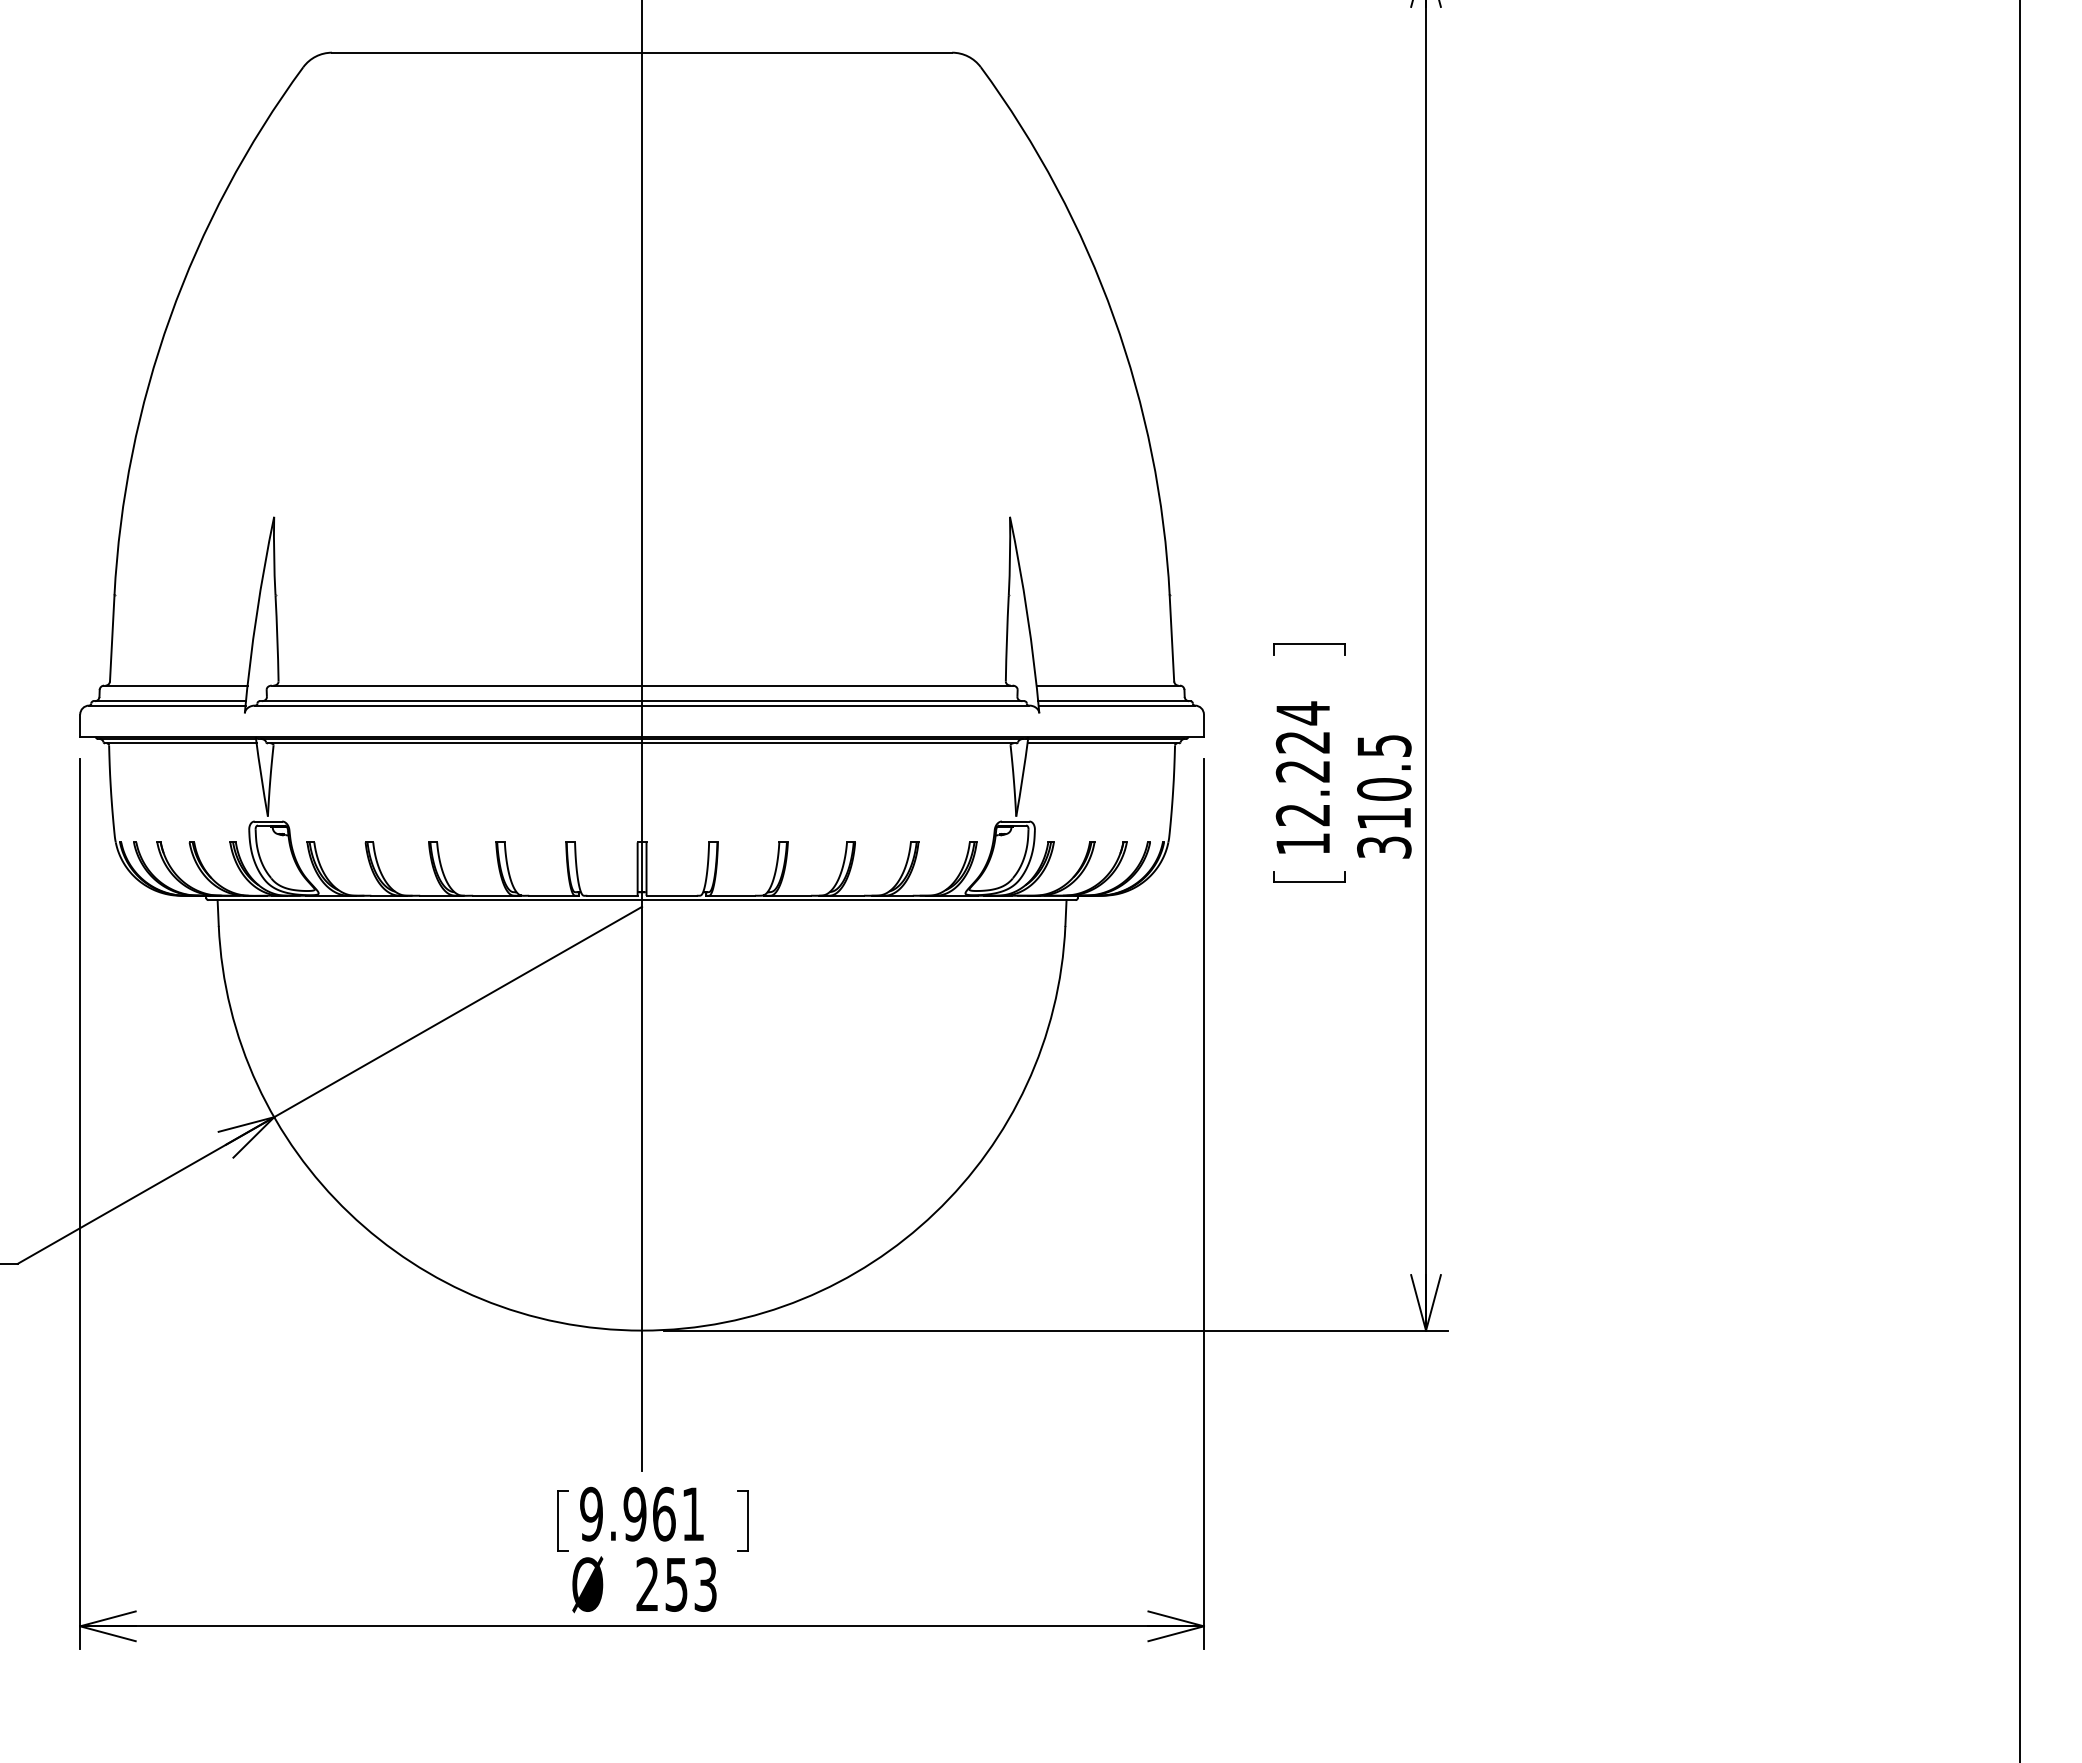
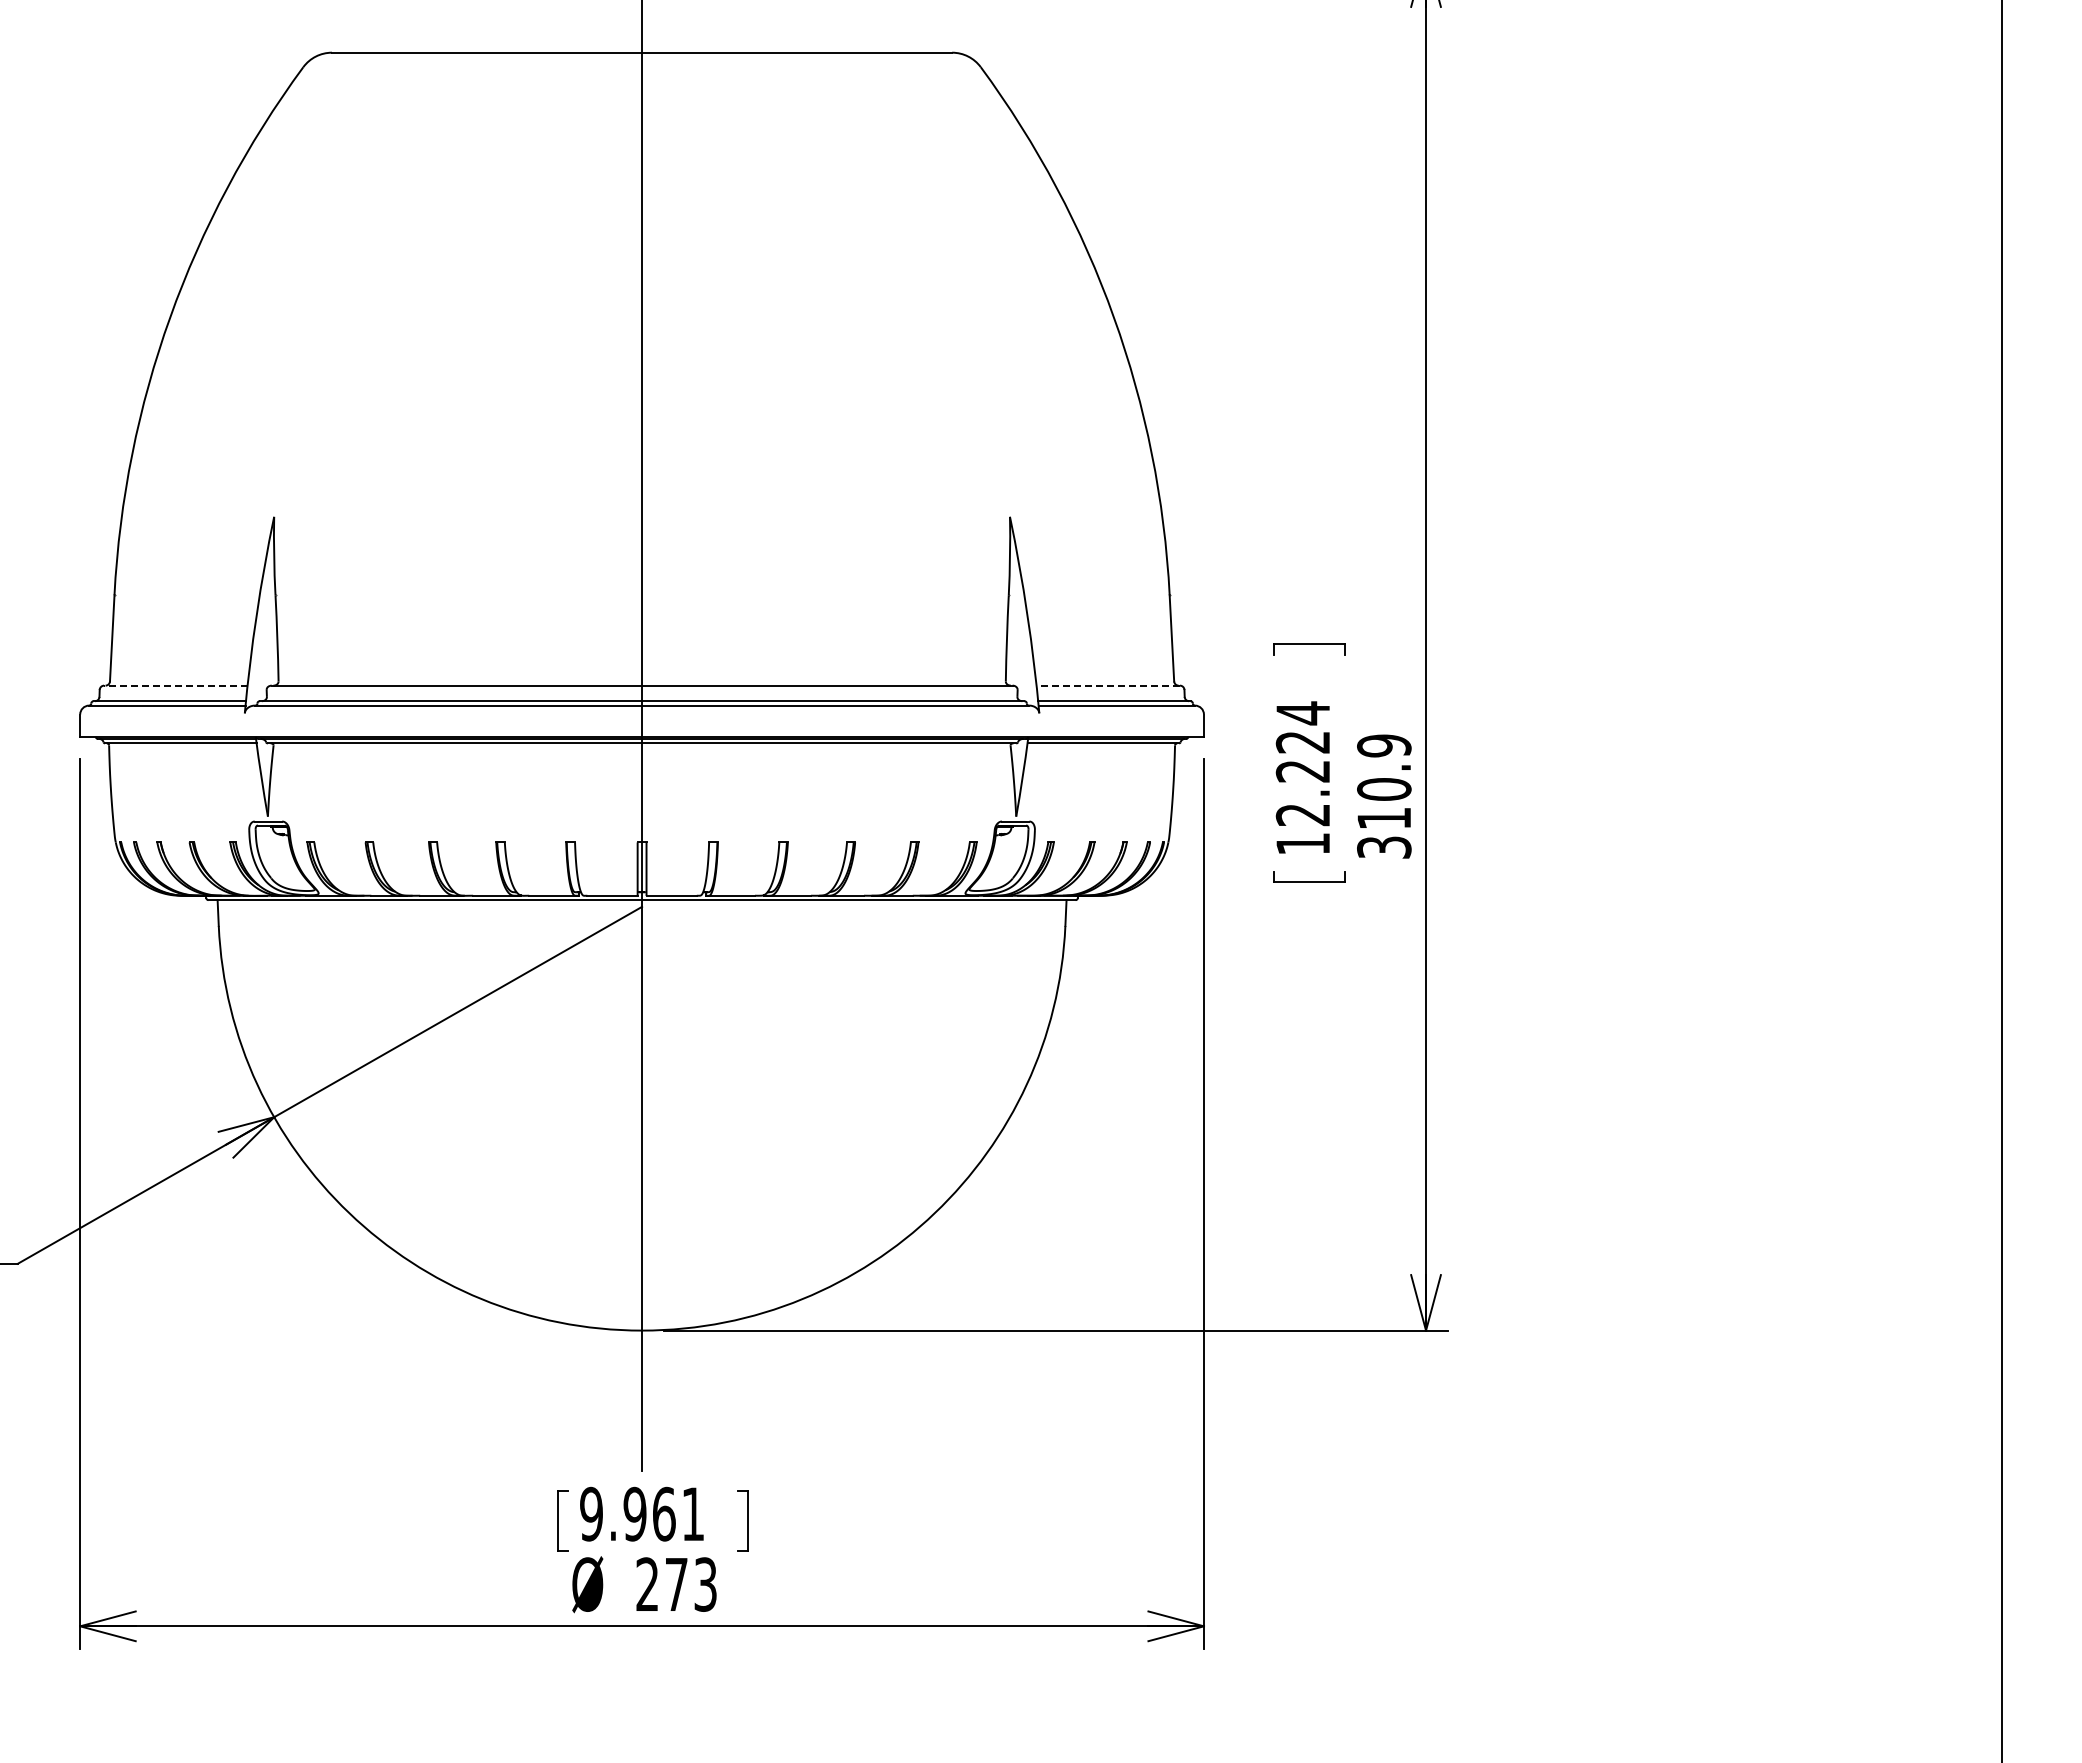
line: solid -> dashed (175, 685)
line: solid -> dashed (1108, 685)
text: 310.5 -> 310.9 (1384, 745)
line position: (2019, 880) -> (2001, 880) (2001, 880)
text: 253 -> 273 (676, 1584)
